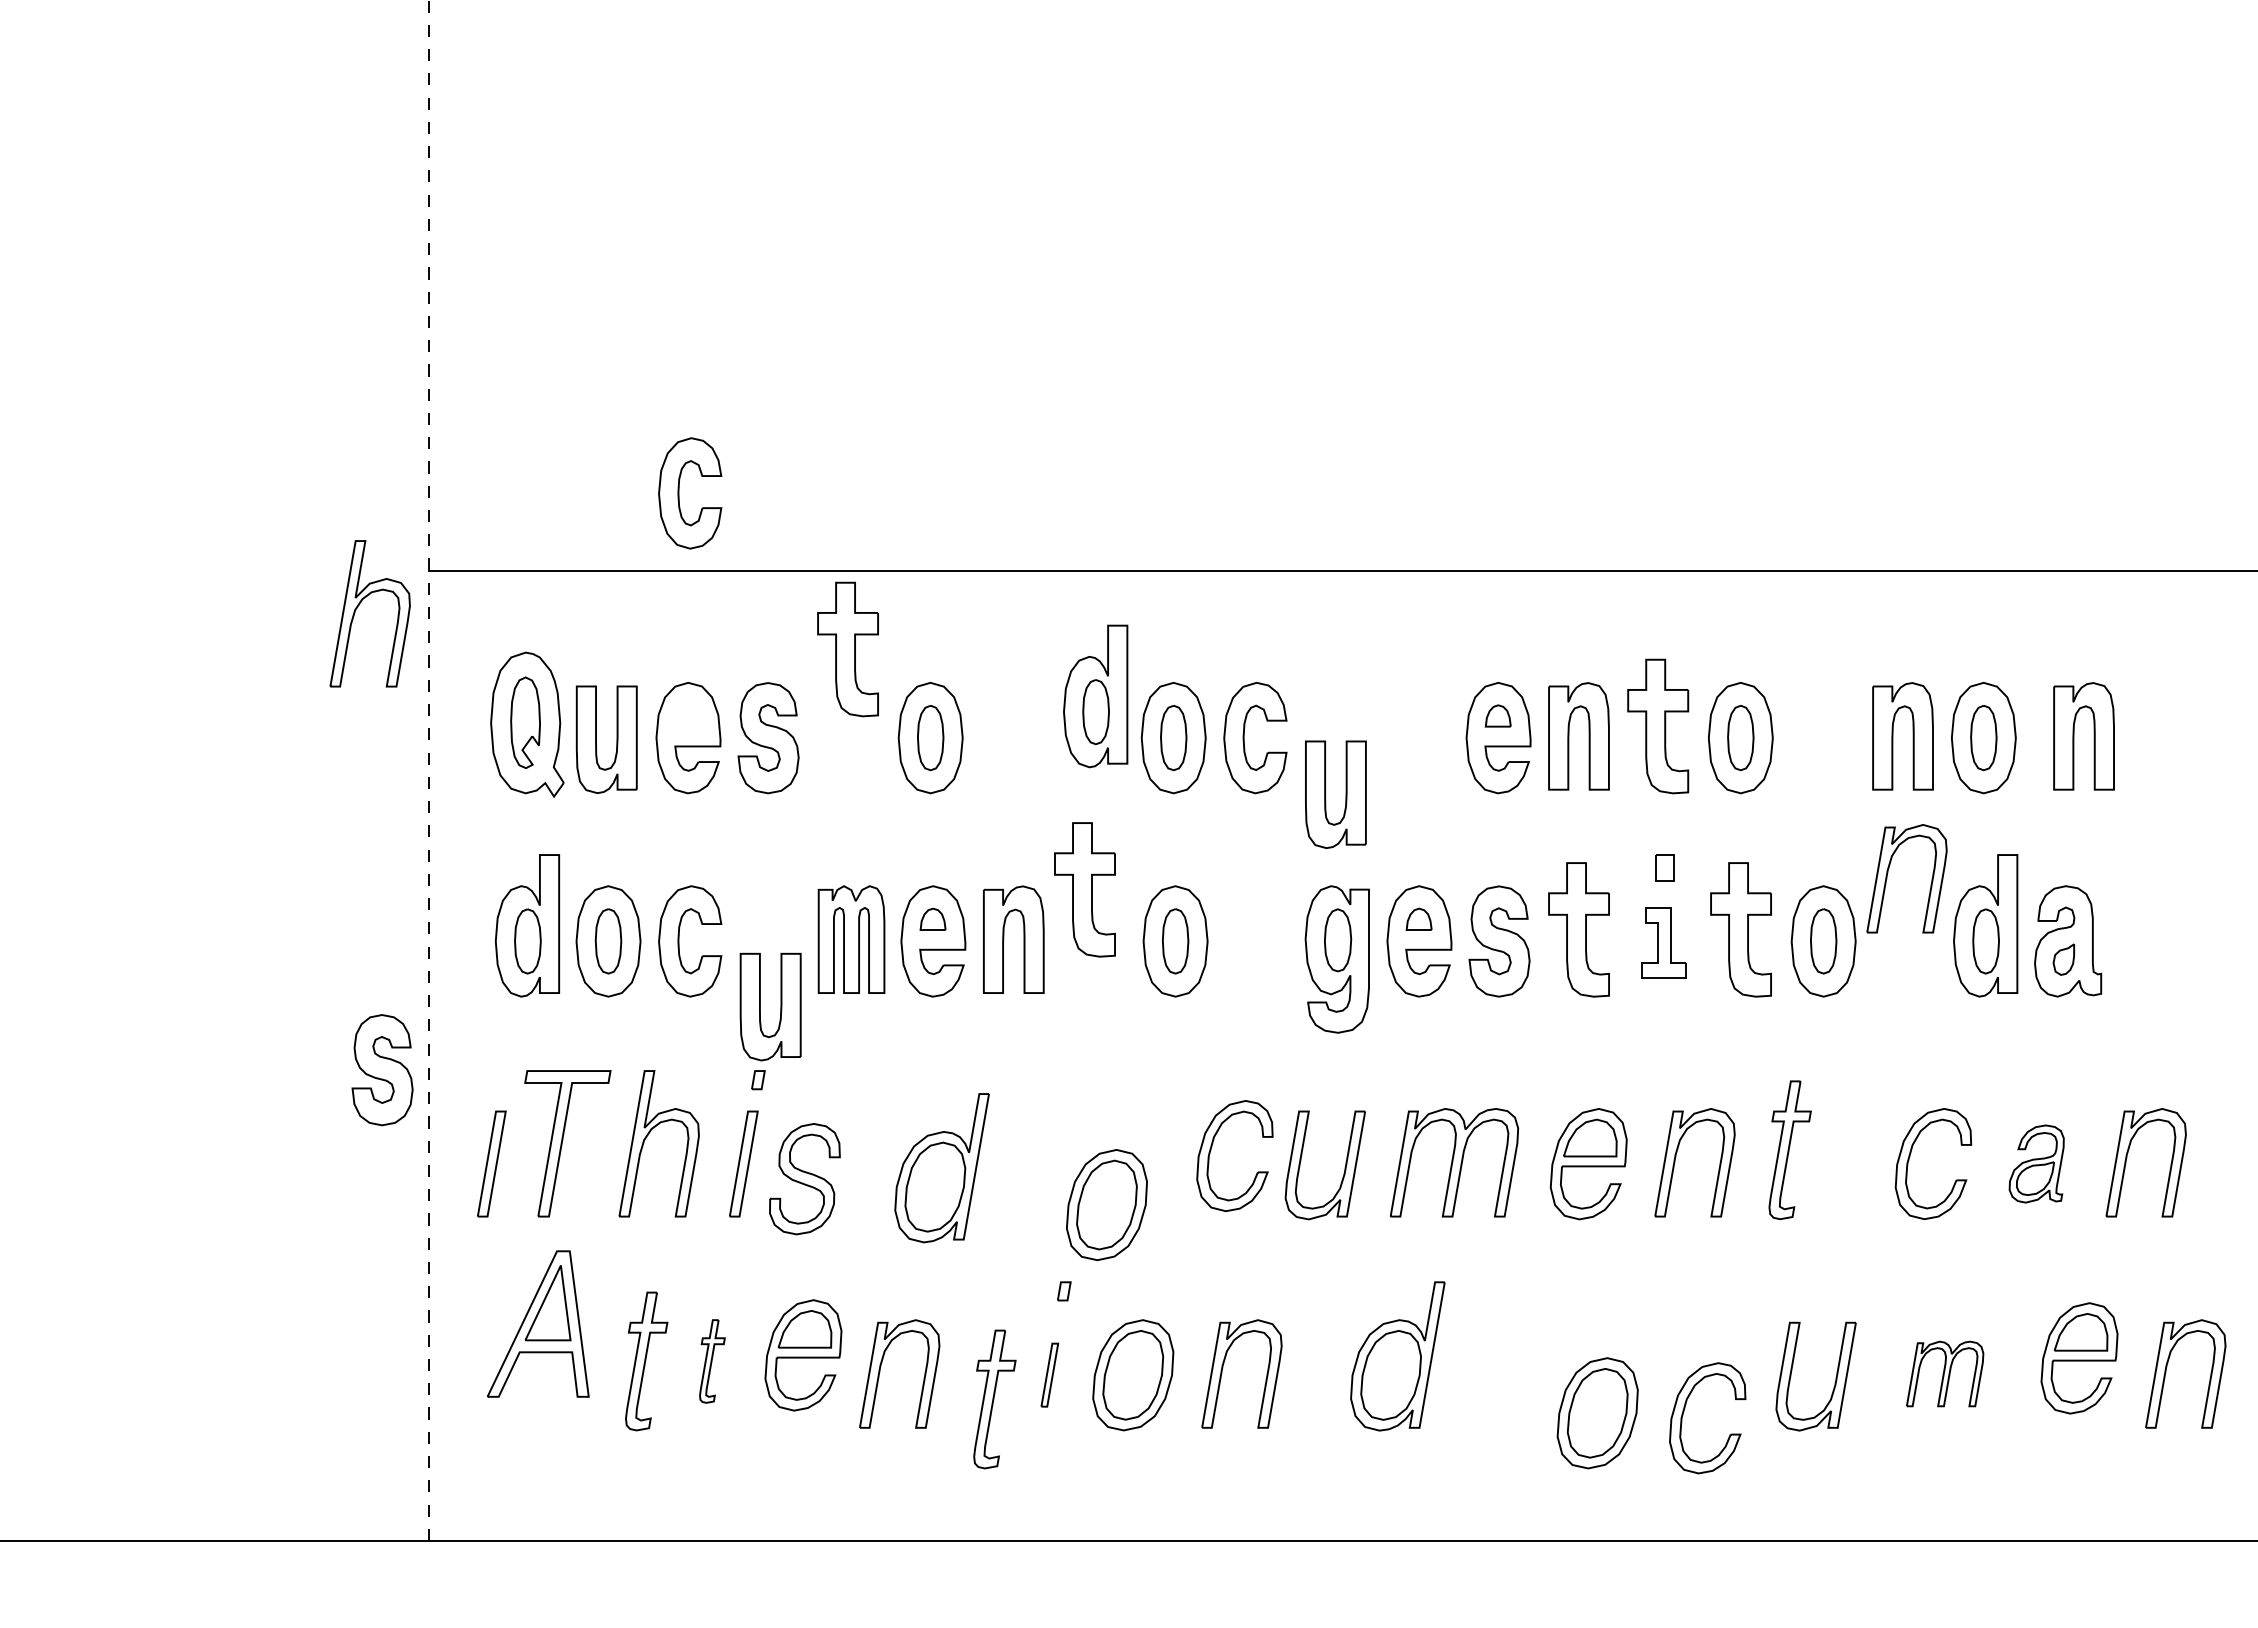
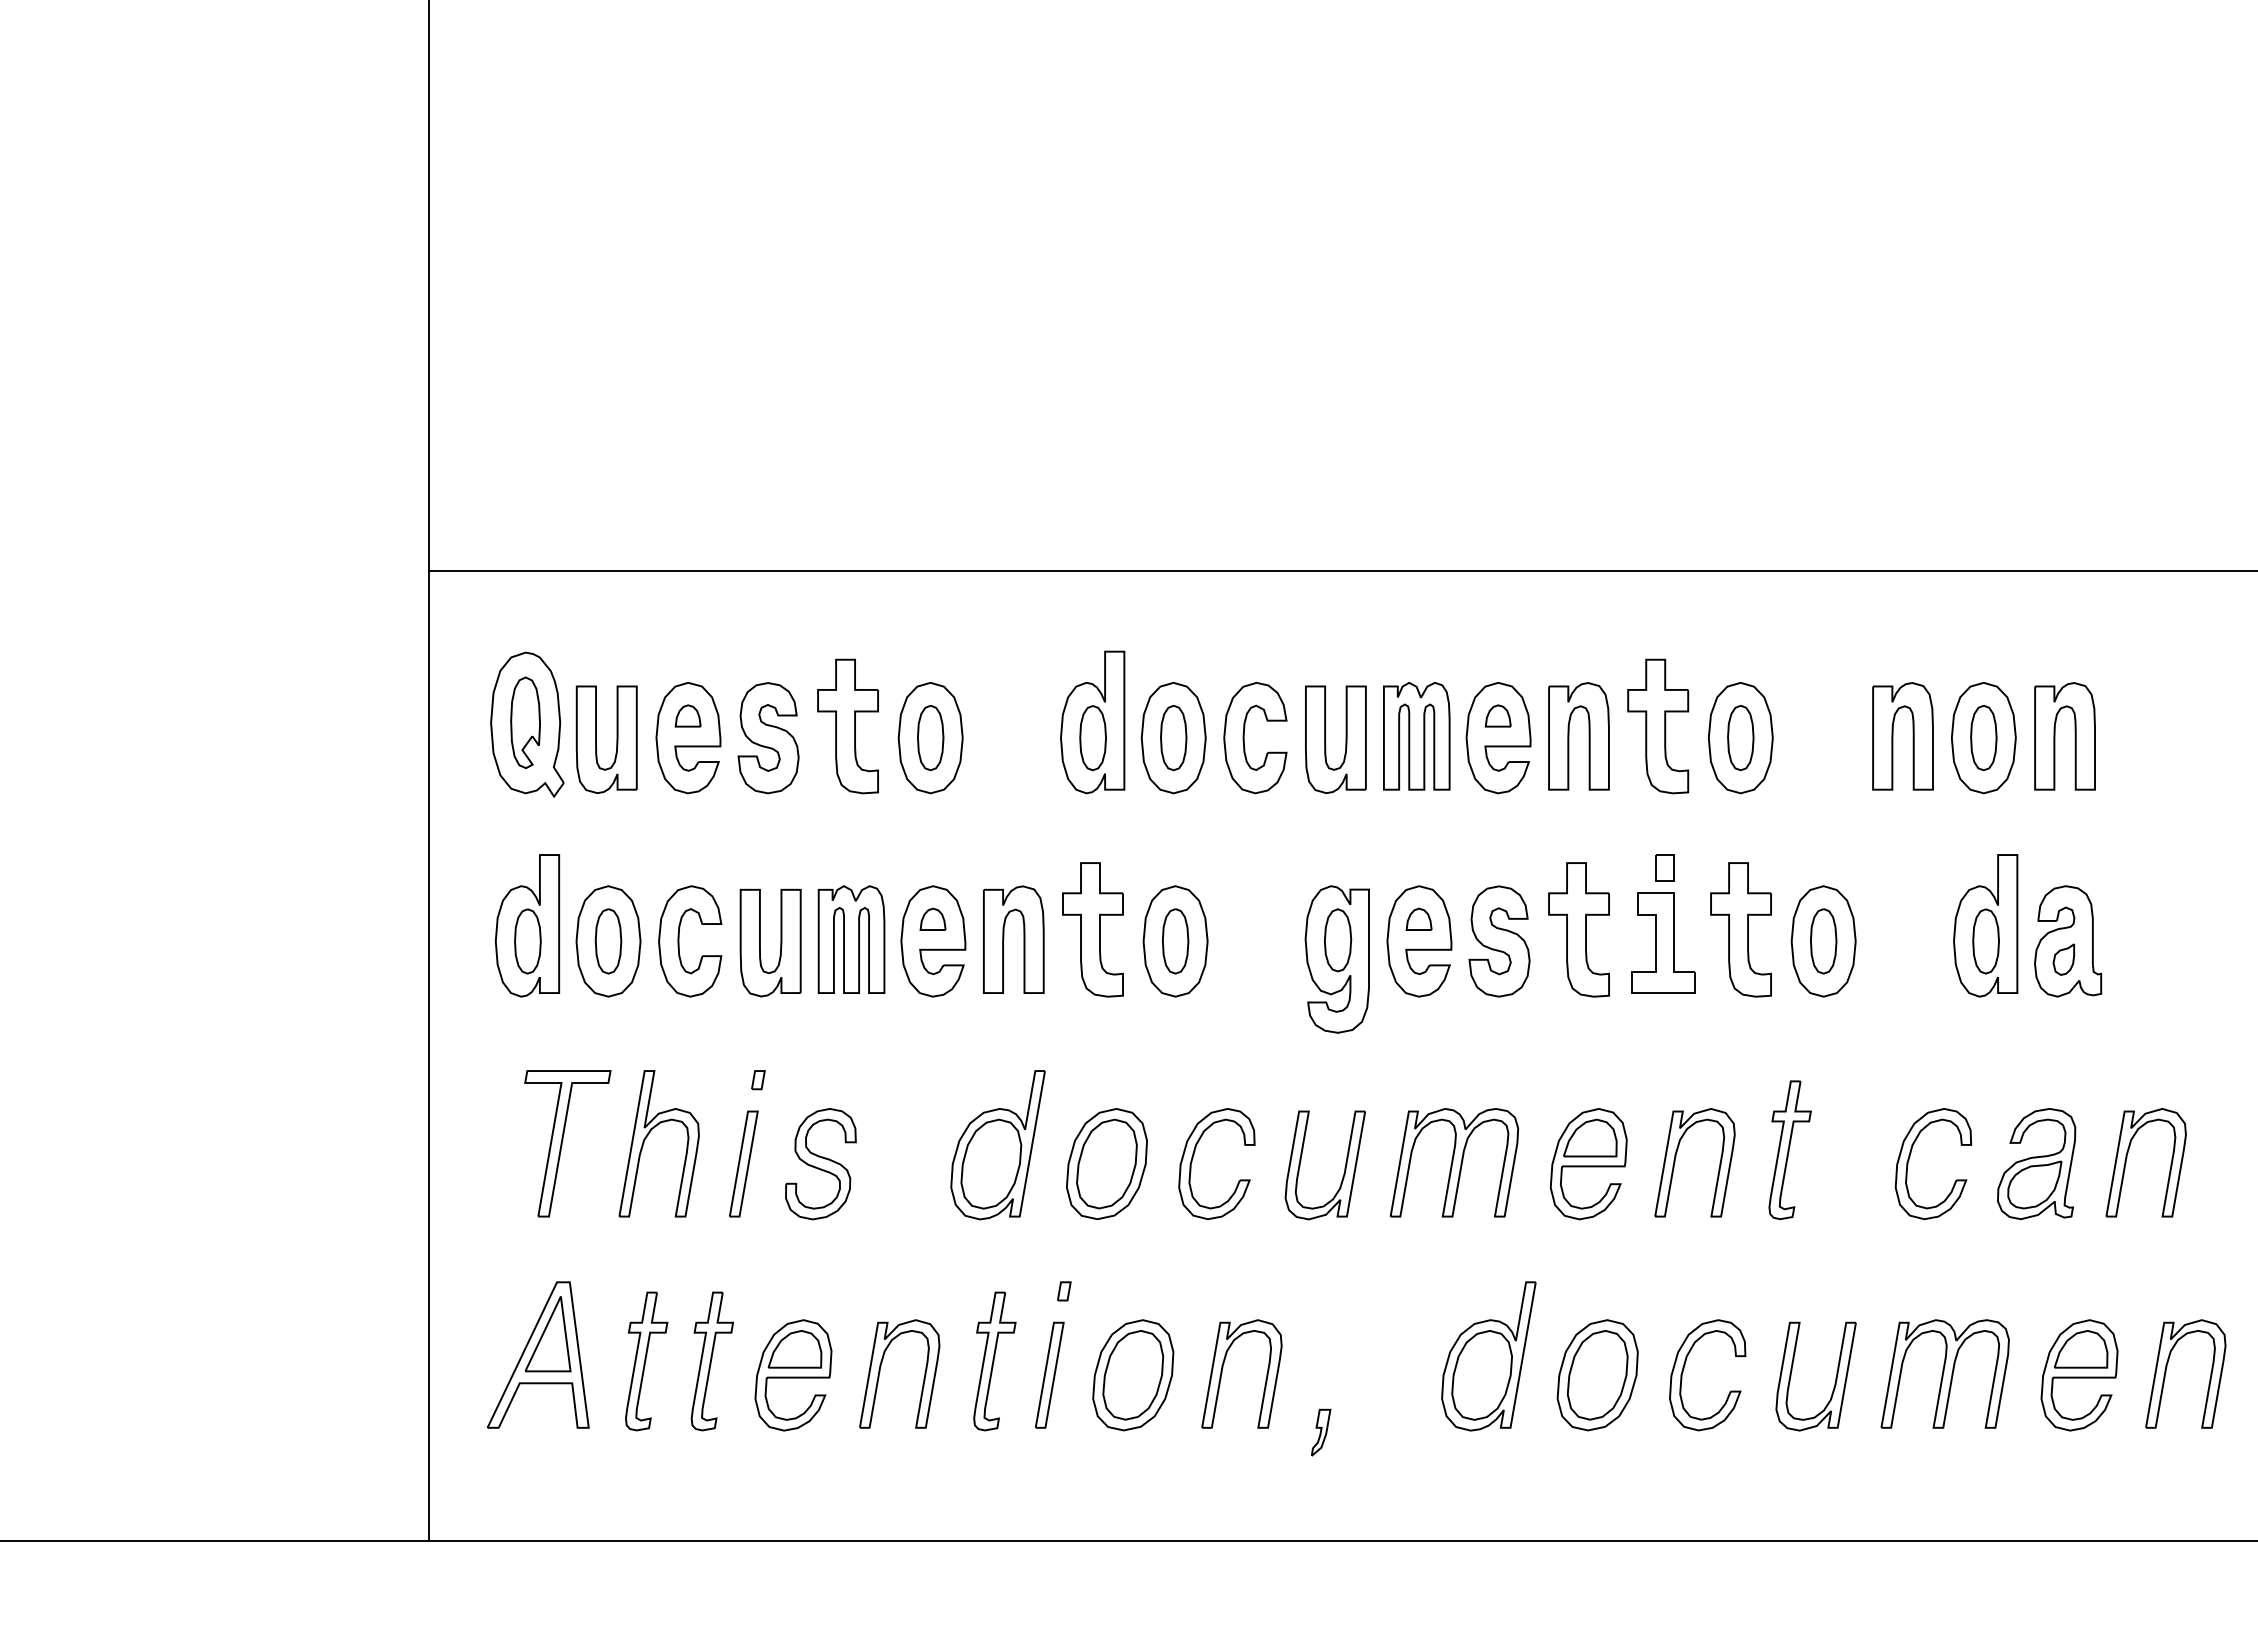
part: present -> none (679, 493)
part: present -> none (359, 605)
part position: (847, 649) -> (847, 726) (847, 726)
part position: (1095, 696) -> (1092, 722) (1092, 722)
part: none -> present (687, 715)
part: none -> present (1416, 735)
part position: (2074, 736) -> (2055, 736) (2055, 736)
line: dashed -> solid (428, 770)
part position: (1326, 798) -> (1326, 743) (1326, 743)
part: present -> none (1888, 873)
part position: (1084, 889) -> (1092, 929) (1092, 929)
part size: 46x72 px -> 65x102 px (1663, 942)
part position: (760, 1006) -> (760, 942) (760, 942)
part: present -> none (382, 1070)
part position: (1211, 1150) -> (1193, 1158) (1193, 1158)
part: present -> none (491, 1163)
part size: 57x80 px -> 80x112 px (2036, 1163)
part position: (941, 1168) -> (997, 1145) (997, 1145)
part position: (804, 1179) -> (820, 1164) (820, 1164)
part position: (1106, 1205) -> (1106, 1164) (1106, 1164)
part position: (538, 1323) -> (538, 1354) (538, 1354)
part position: (803, 1355) -> (793, 1375) (793, 1375)
part position: (1397, 1356) -> (1488, 1356) (1488, 1356)
part position: (2079, 1358) -> (2079, 1375) (2079, 1375)
part size: 27x85 px -> 45x141 px (712, 1361)
part size: 79x68 px -> 130x110 px (1944, 1373)
part size: 20x66 px -> 30x108 px (1049, 1374)
part position: (994, 1399) -> (994, 1361) (994, 1361)
part position: (1684, 1412) -> (1684, 1369) (1684, 1369)
part position: (1597, 1413) -> (1597, 1375) (1597, 1375)
part: none -> present (1320, 1432)
